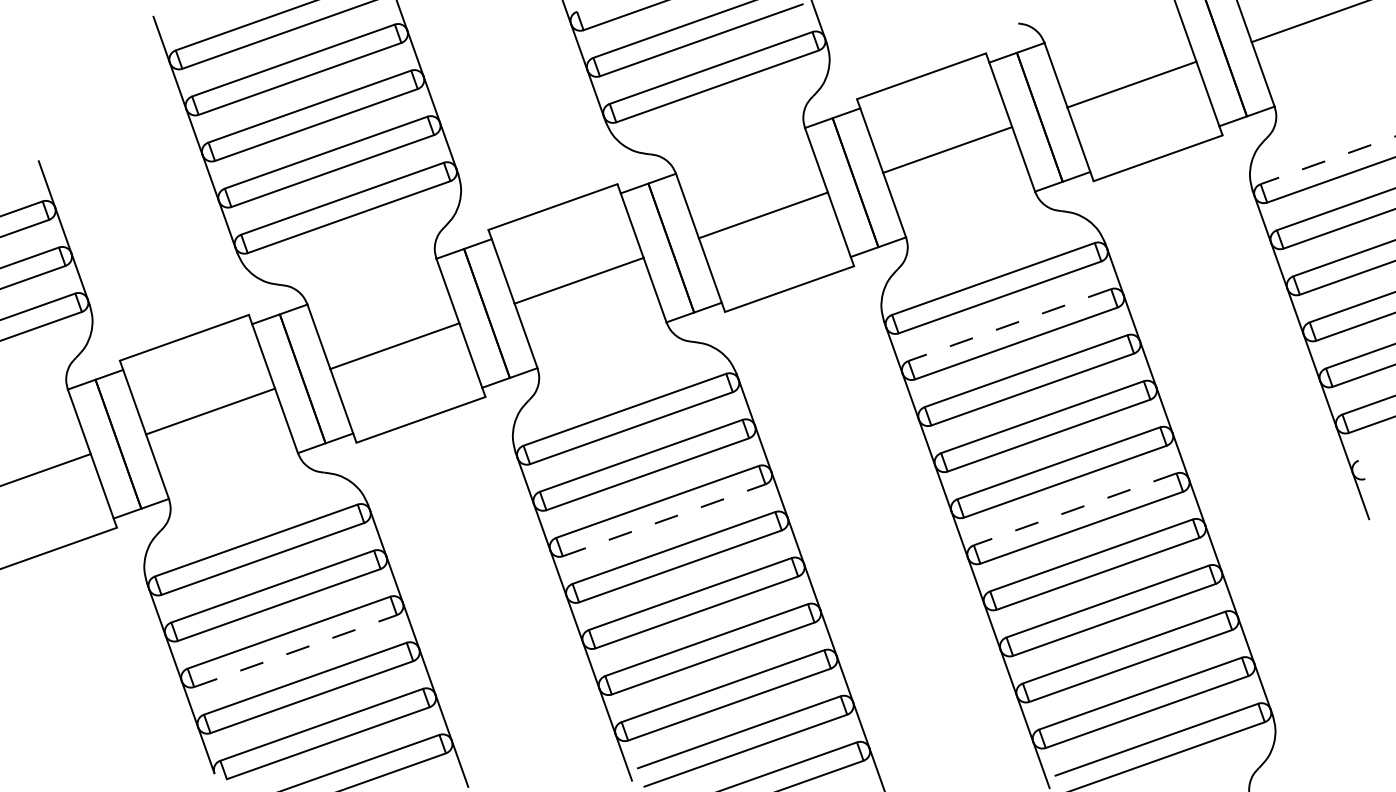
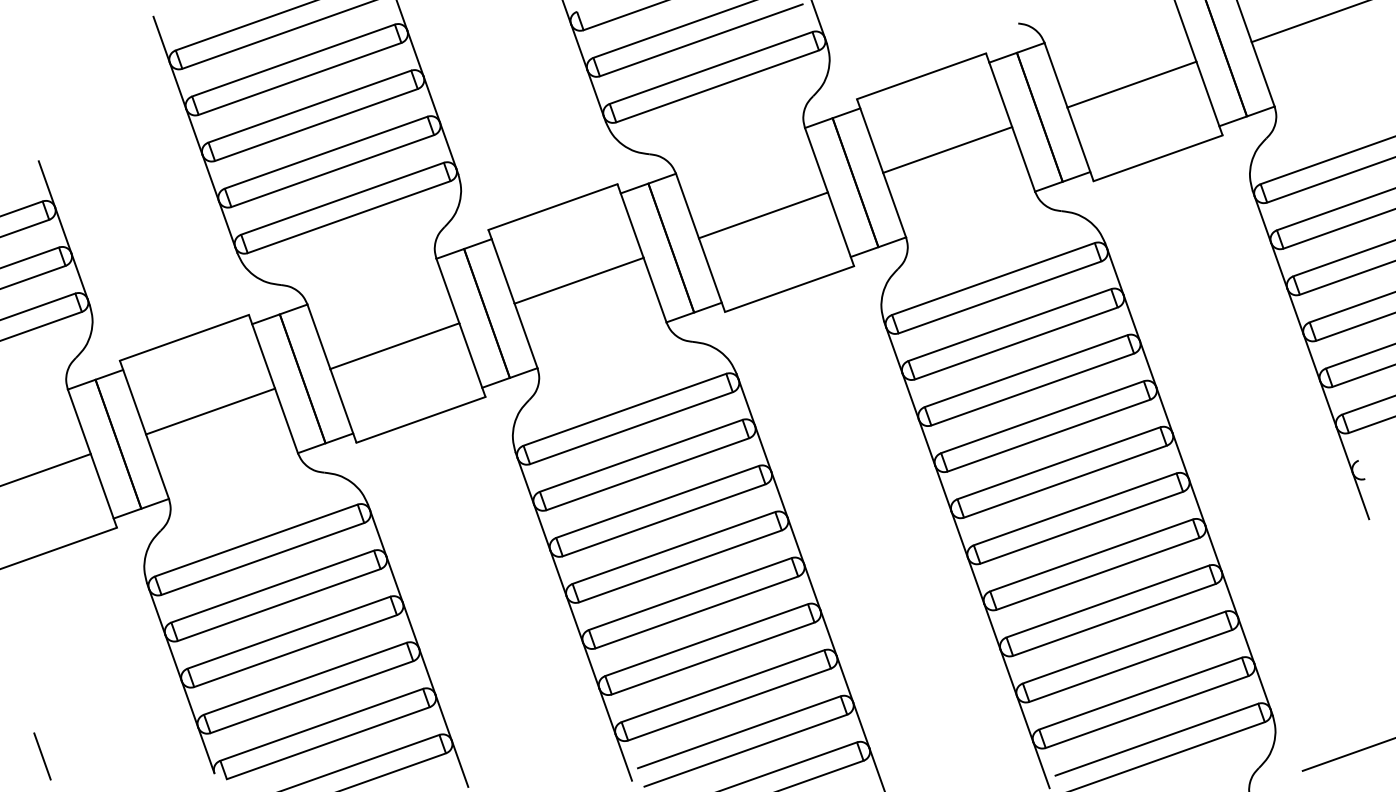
line: dashed -> solid (1328, 160)
line: dashed -> solid (1009, 325)
line: dashed -> solid (1075, 509)
line: dashed -> solid (664, 520)
line: dashed -> solid (295, 651)
line: none -> present (1347, 754)
line: none -> present (42, 756)
